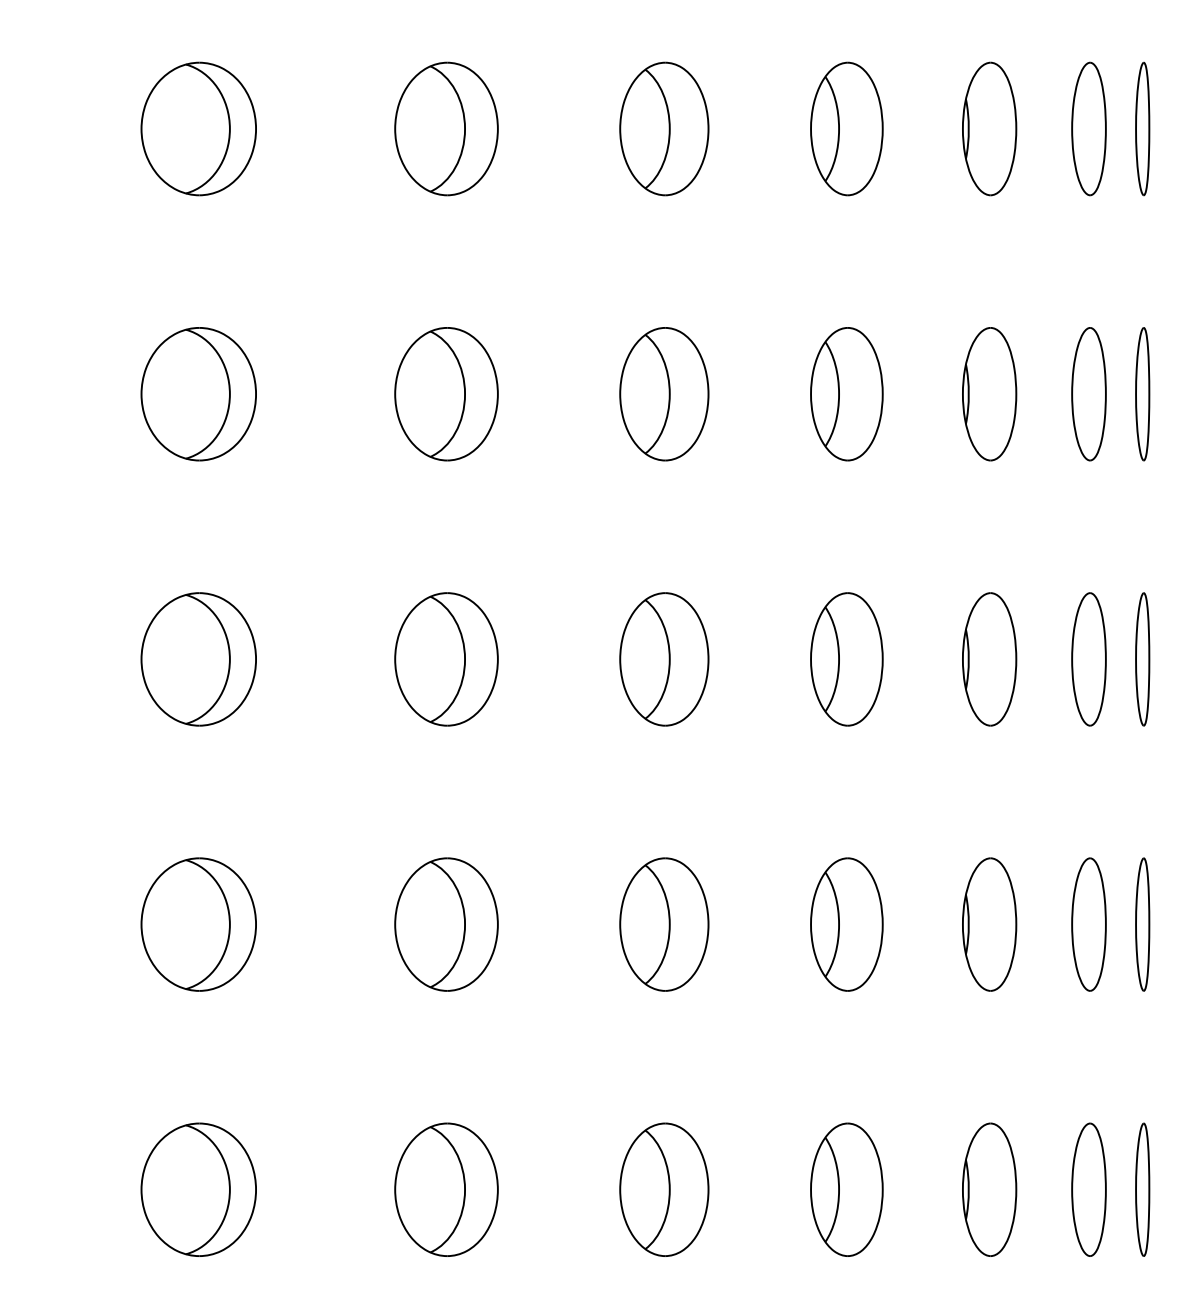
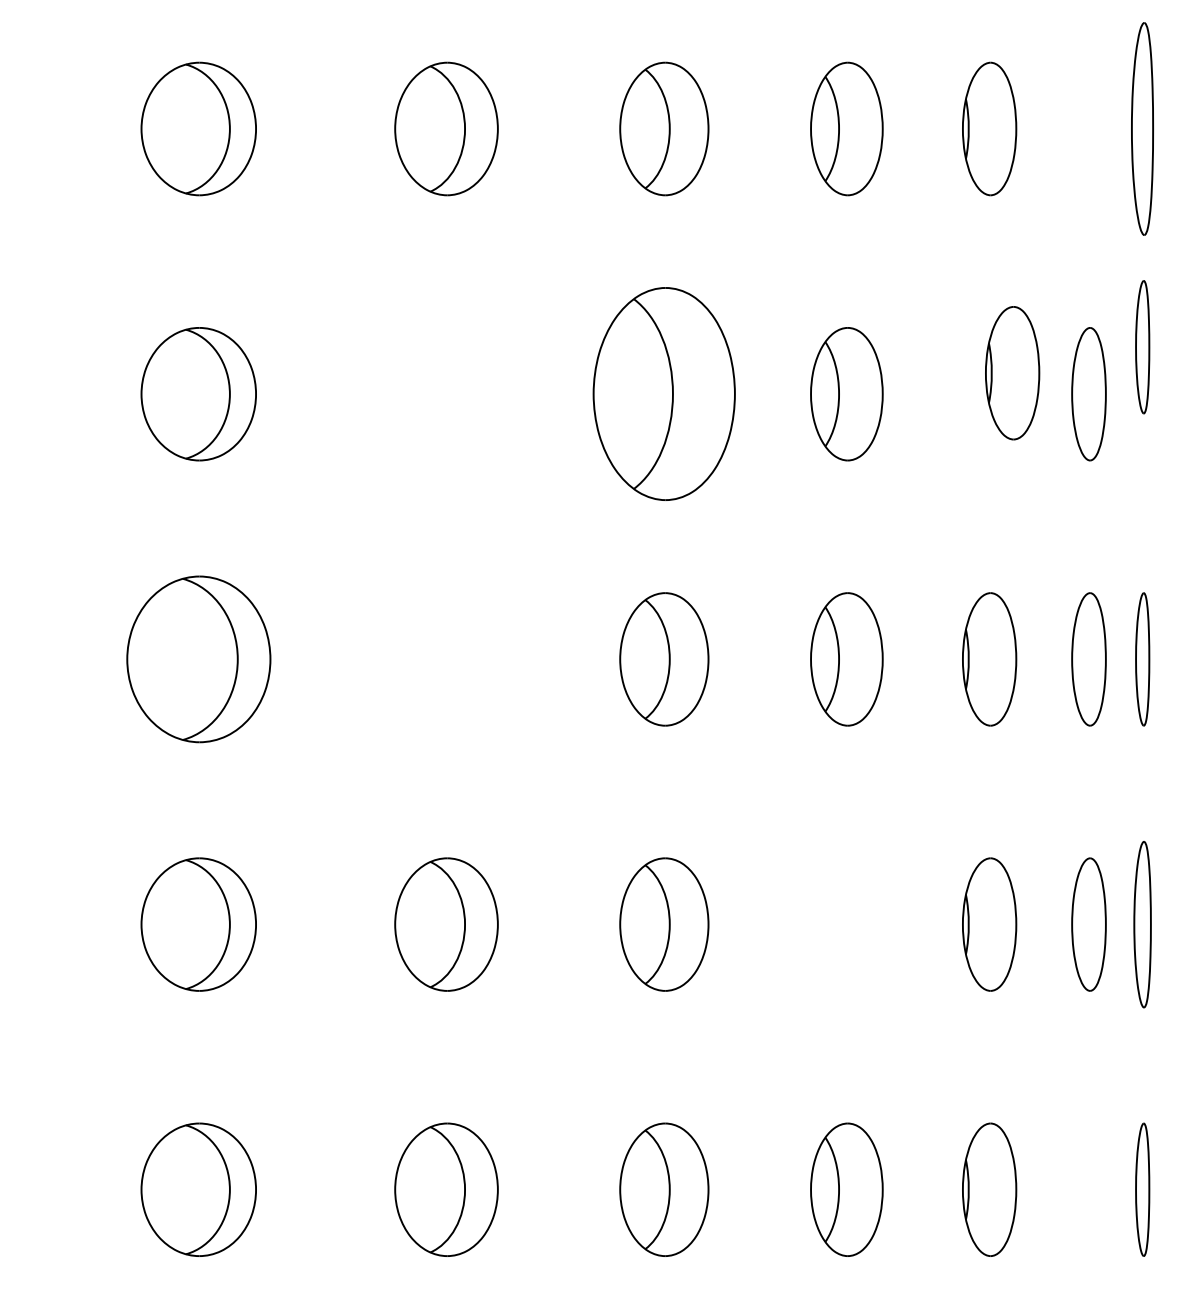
part: present -> none (1088, 128)
part size: 16x136 px -> 23x214 px (1142, 128)
part: present -> none (446, 394)
part size: 91x135 px -> 144x214 px (663, 393)
part position: (989, 394) -> (1012, 373) (1012, 373)
part position: (1142, 394) -> (1142, 347) (1142, 347)
part size: 117x135 px -> 146x169 px (198, 659)
part: present -> none (446, 659)
part: present -> none (846, 924)
part size: 16x135 px -> 19x168 px (1142, 924)
part: present -> none (1088, 1189)
